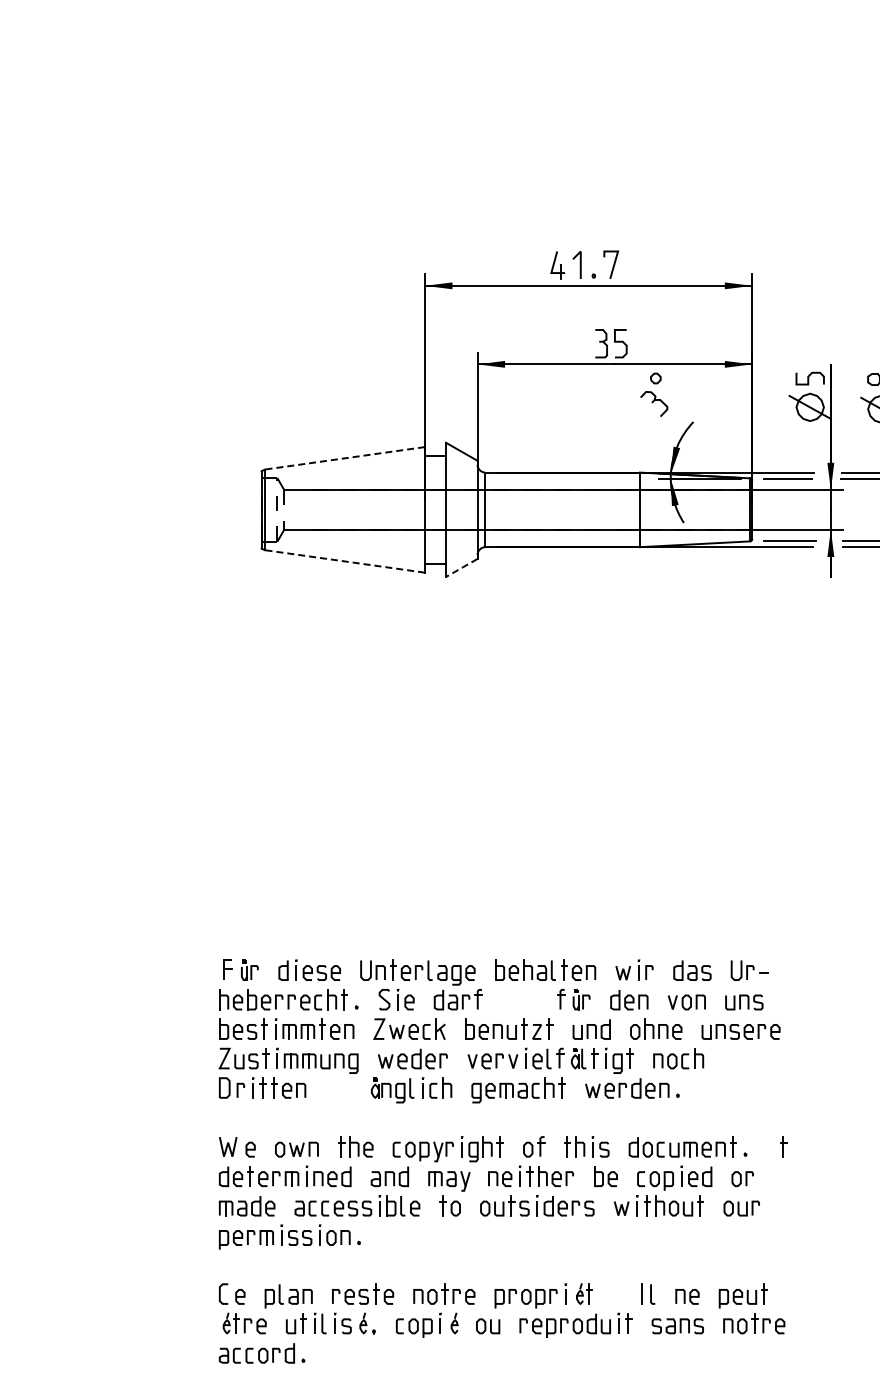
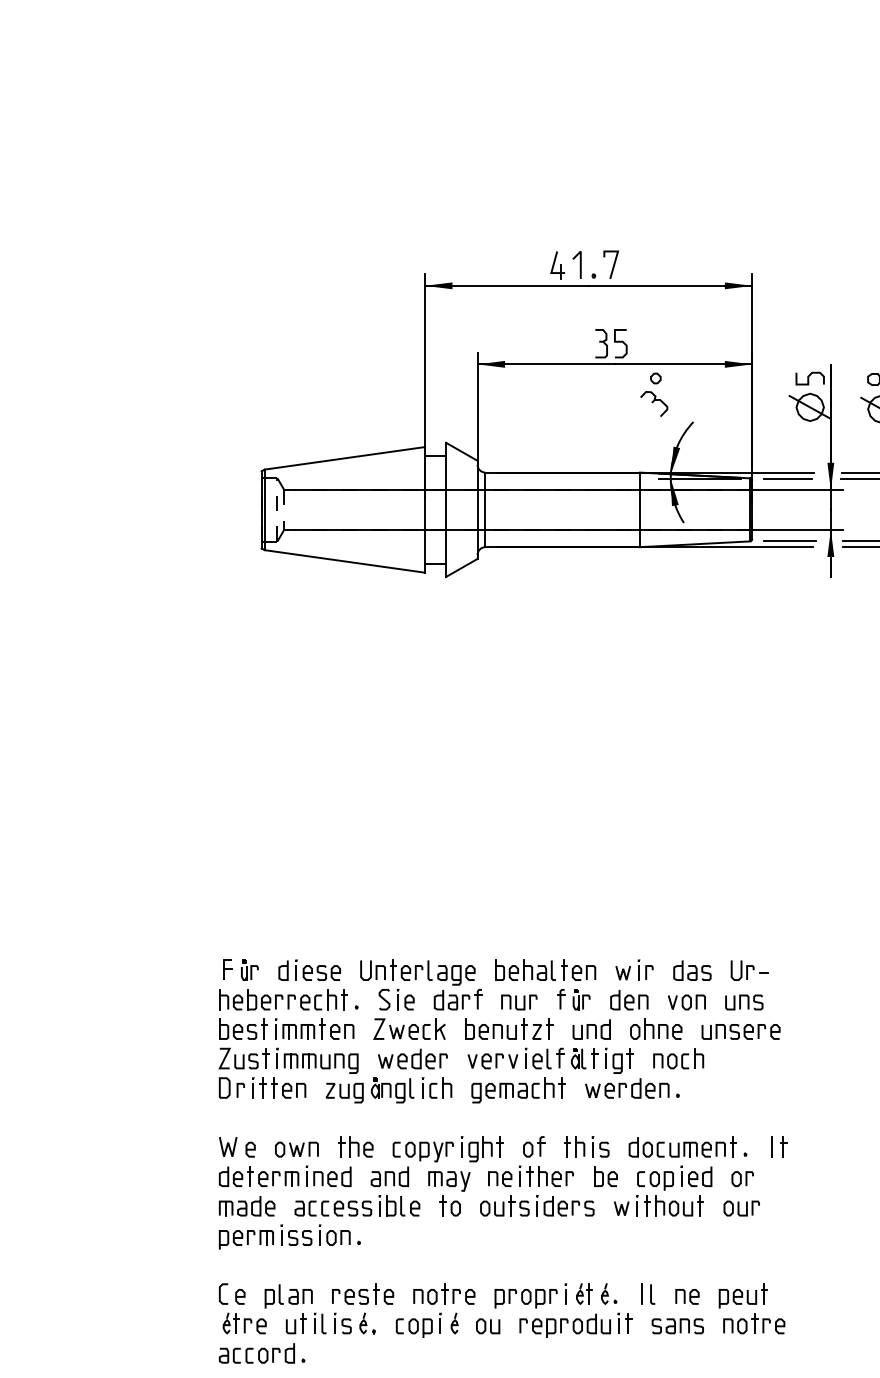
line: dashed -> solid (344, 458)
line: dashed -> solid (344, 561)
line: dashed -> solid (461, 568)
part: none -> present (519, 1002)
part: none -> present (344, 1092)
line: none -> present (771, 1146)
part: none -> present (609, 1293)
